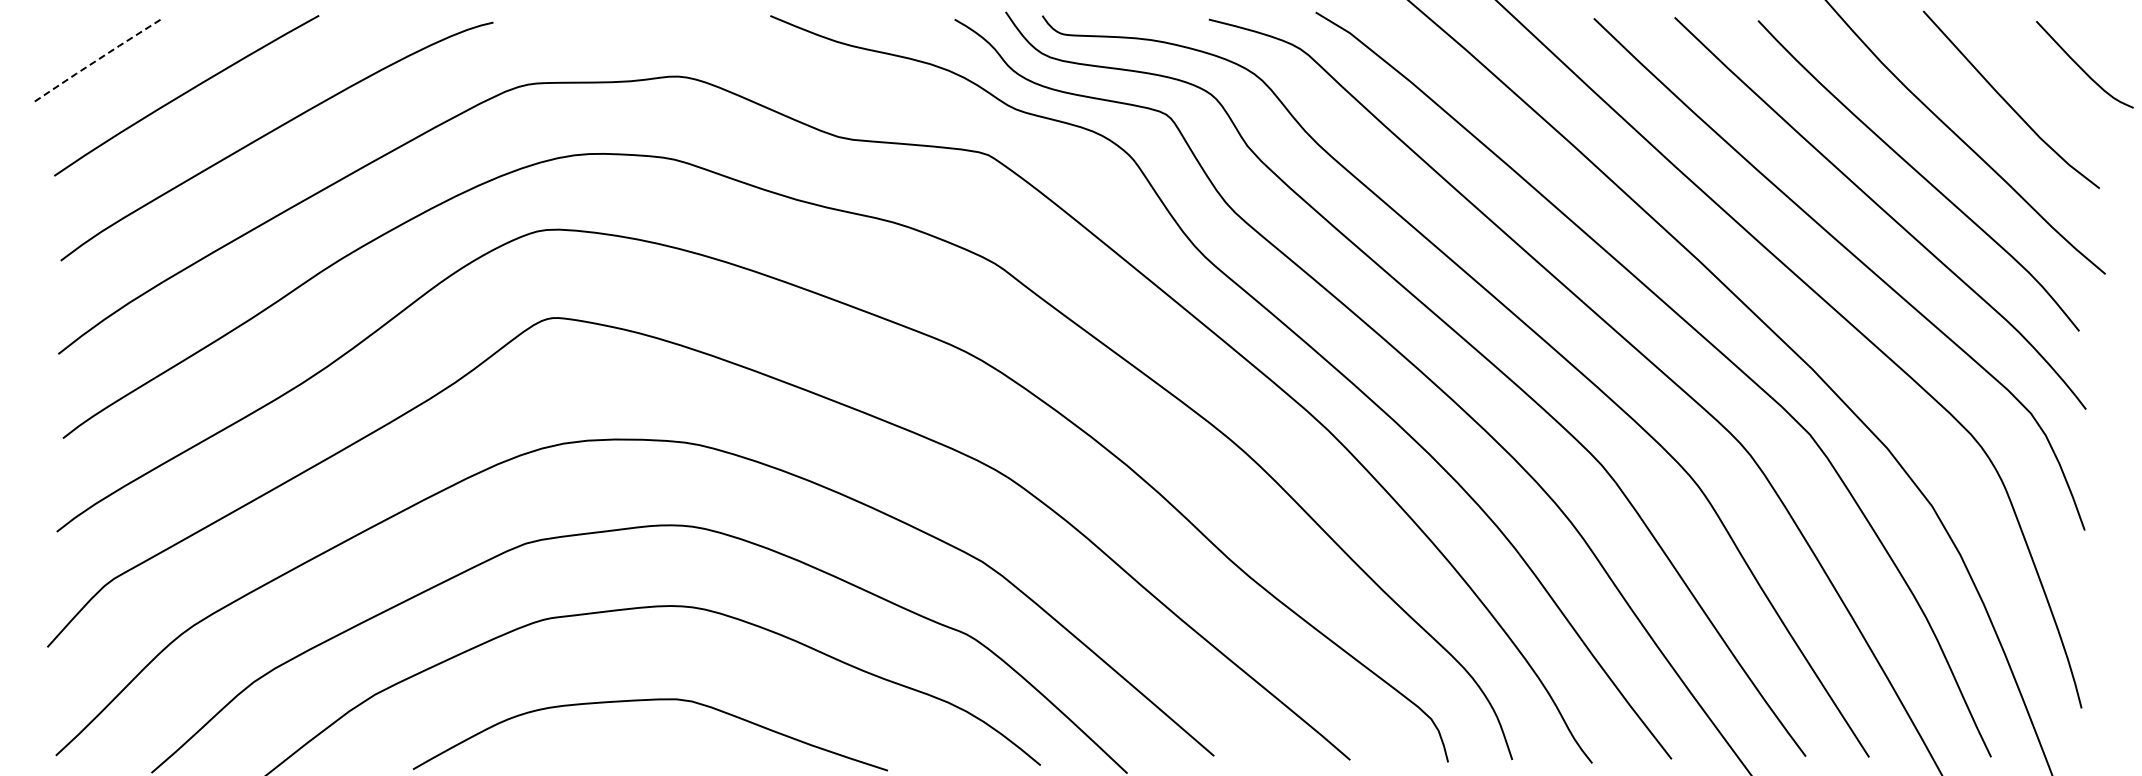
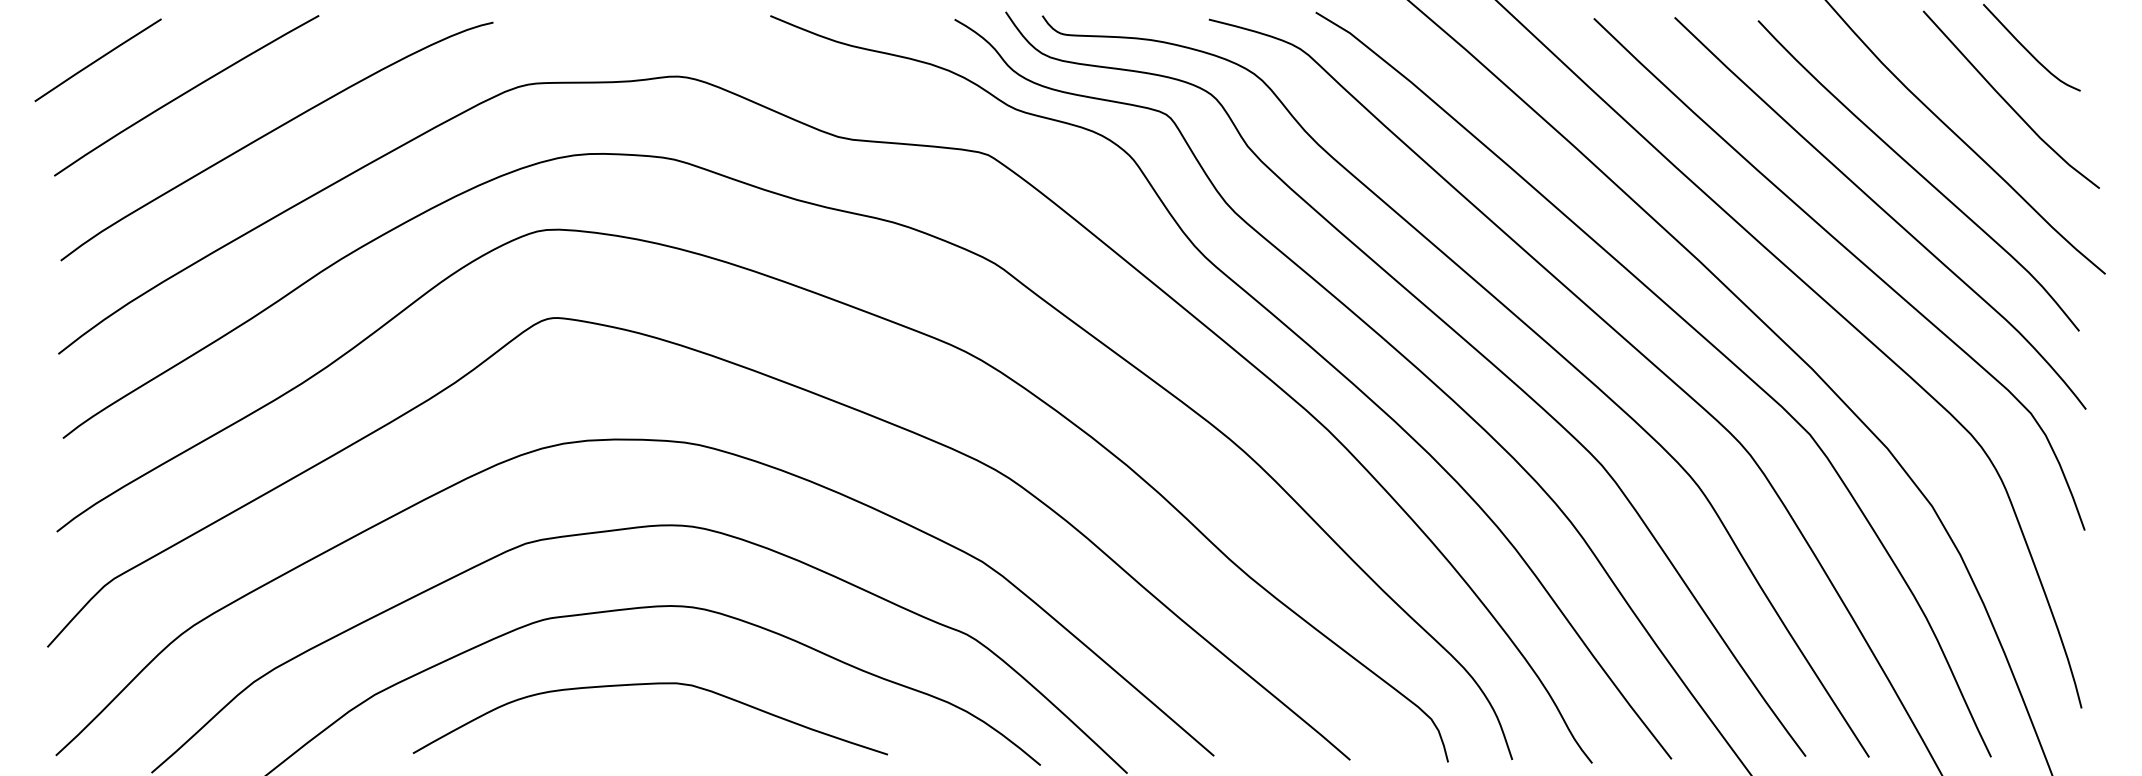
line: dashed -> solid (98, 59)
curve position: (2081, 67) -> (2028, 50) (2028, 50)
curve position: (641, 701) -> (641, 685) (641, 685)
